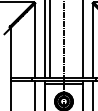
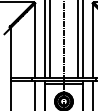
line: none -> present (77, 39)
